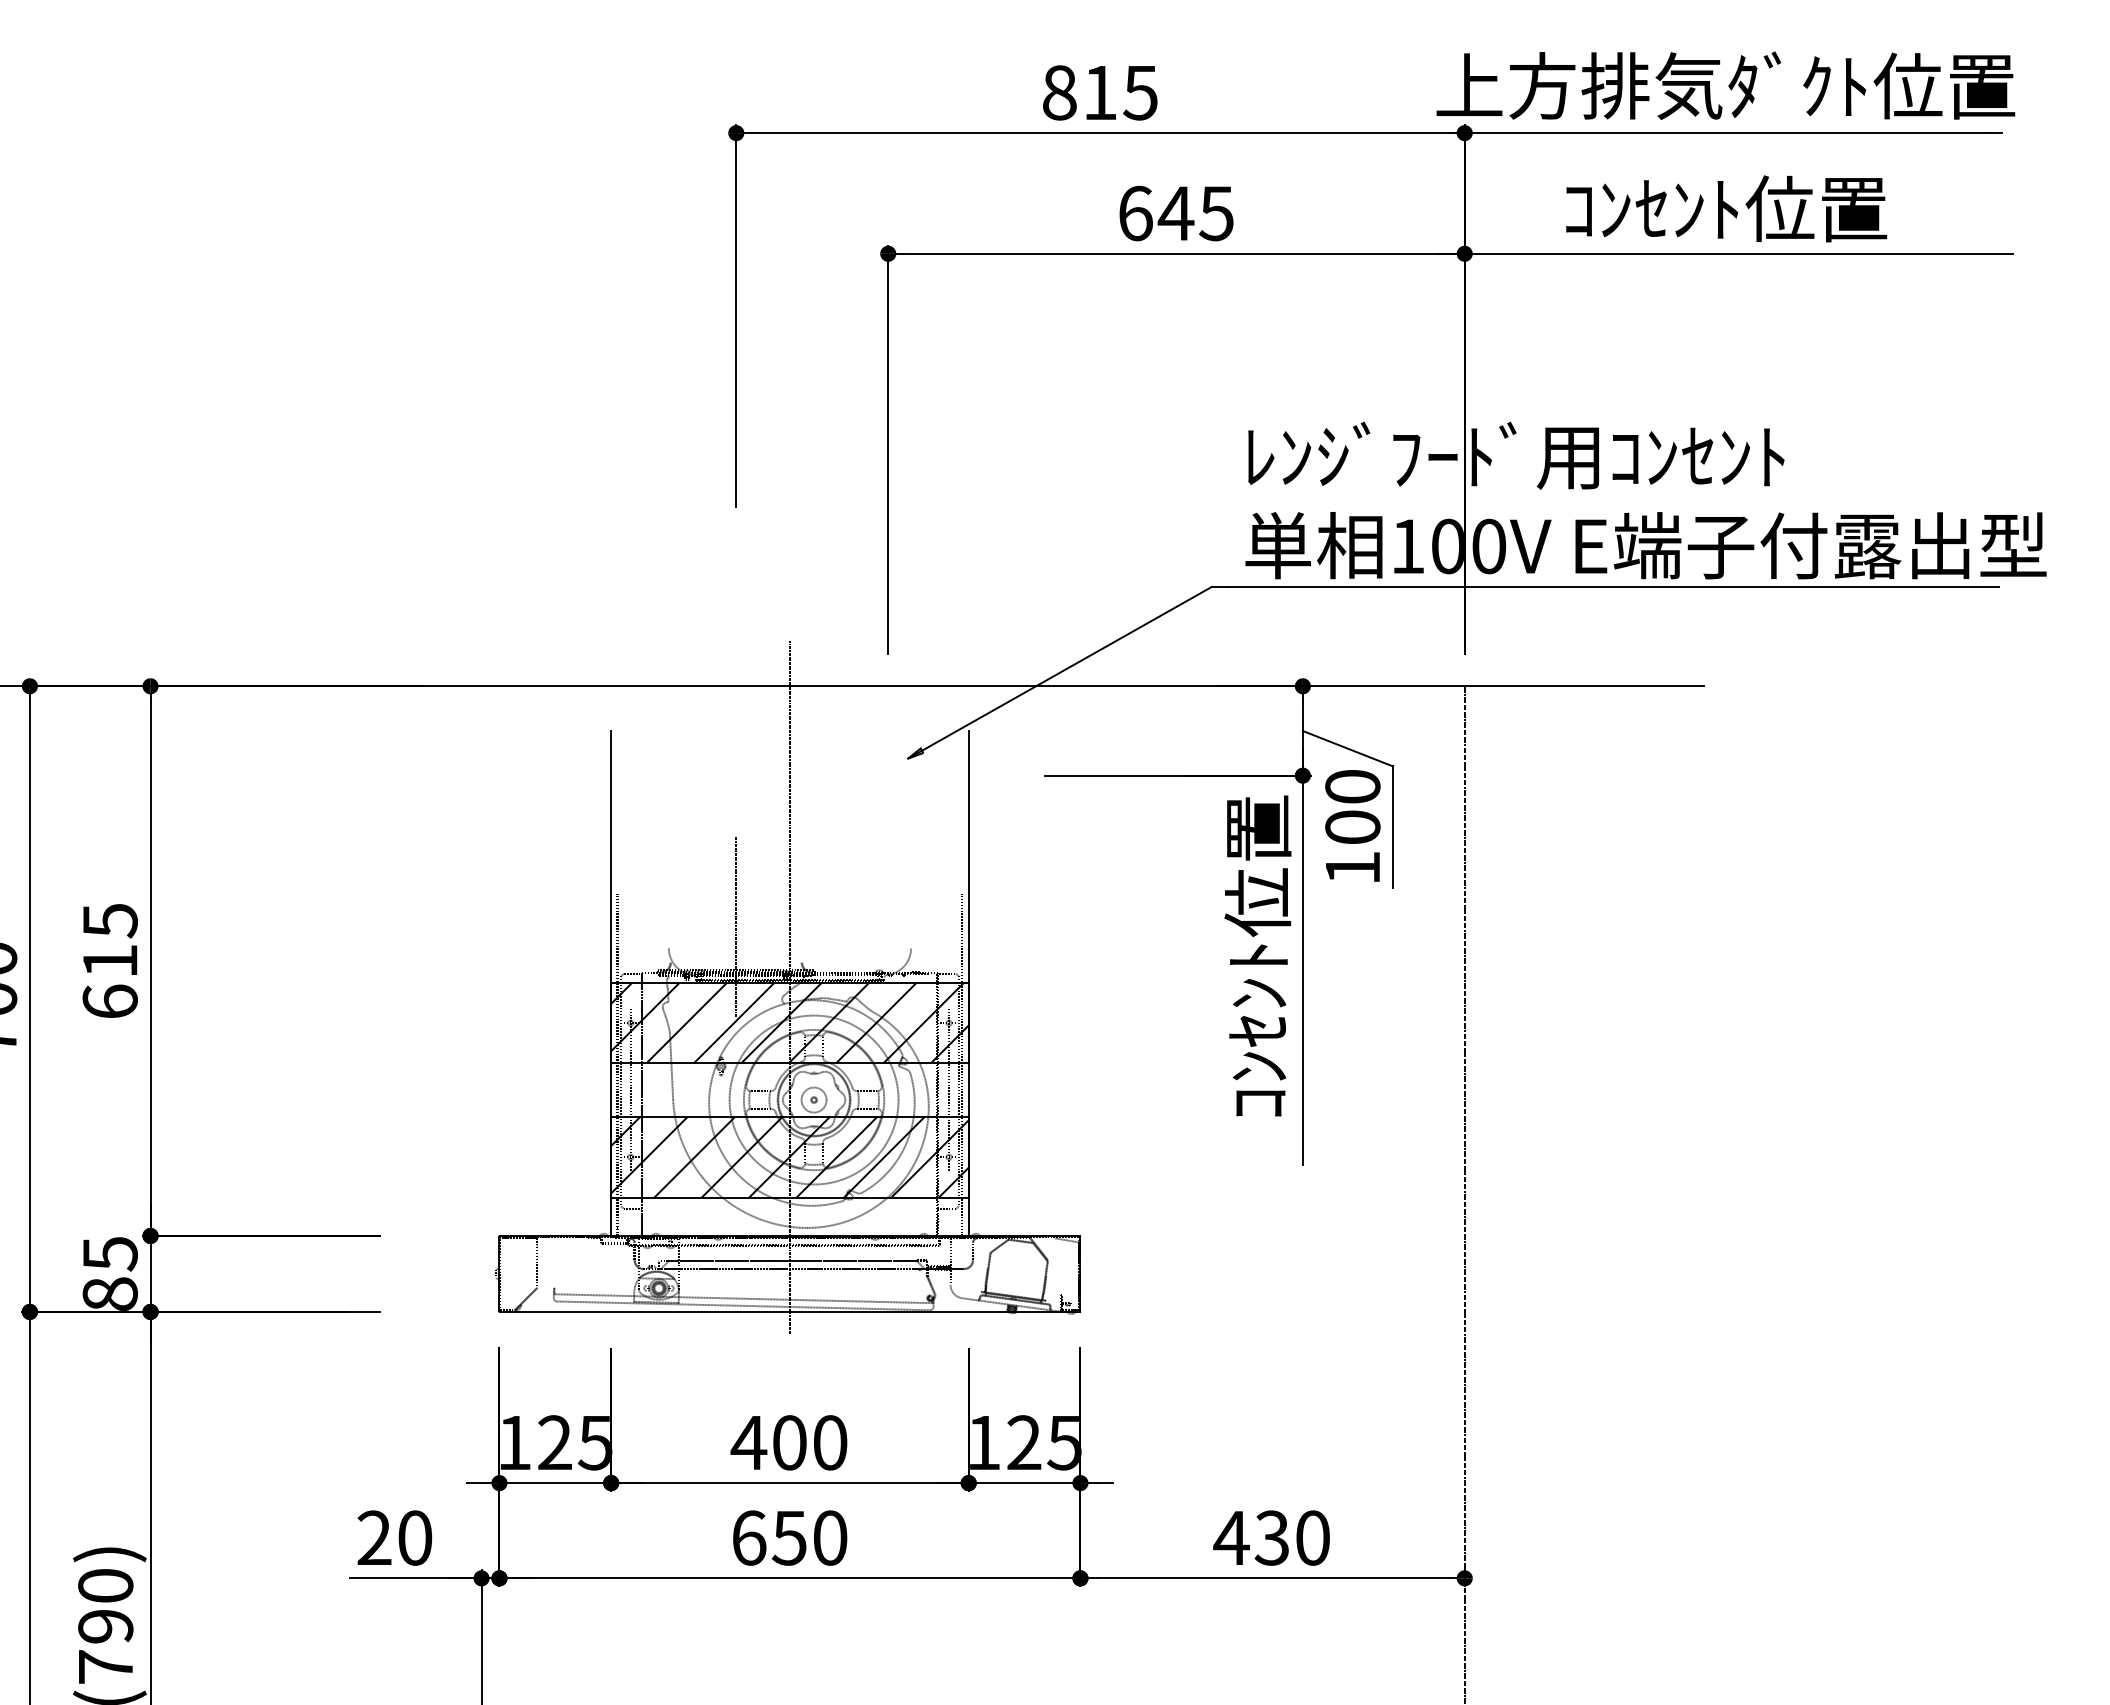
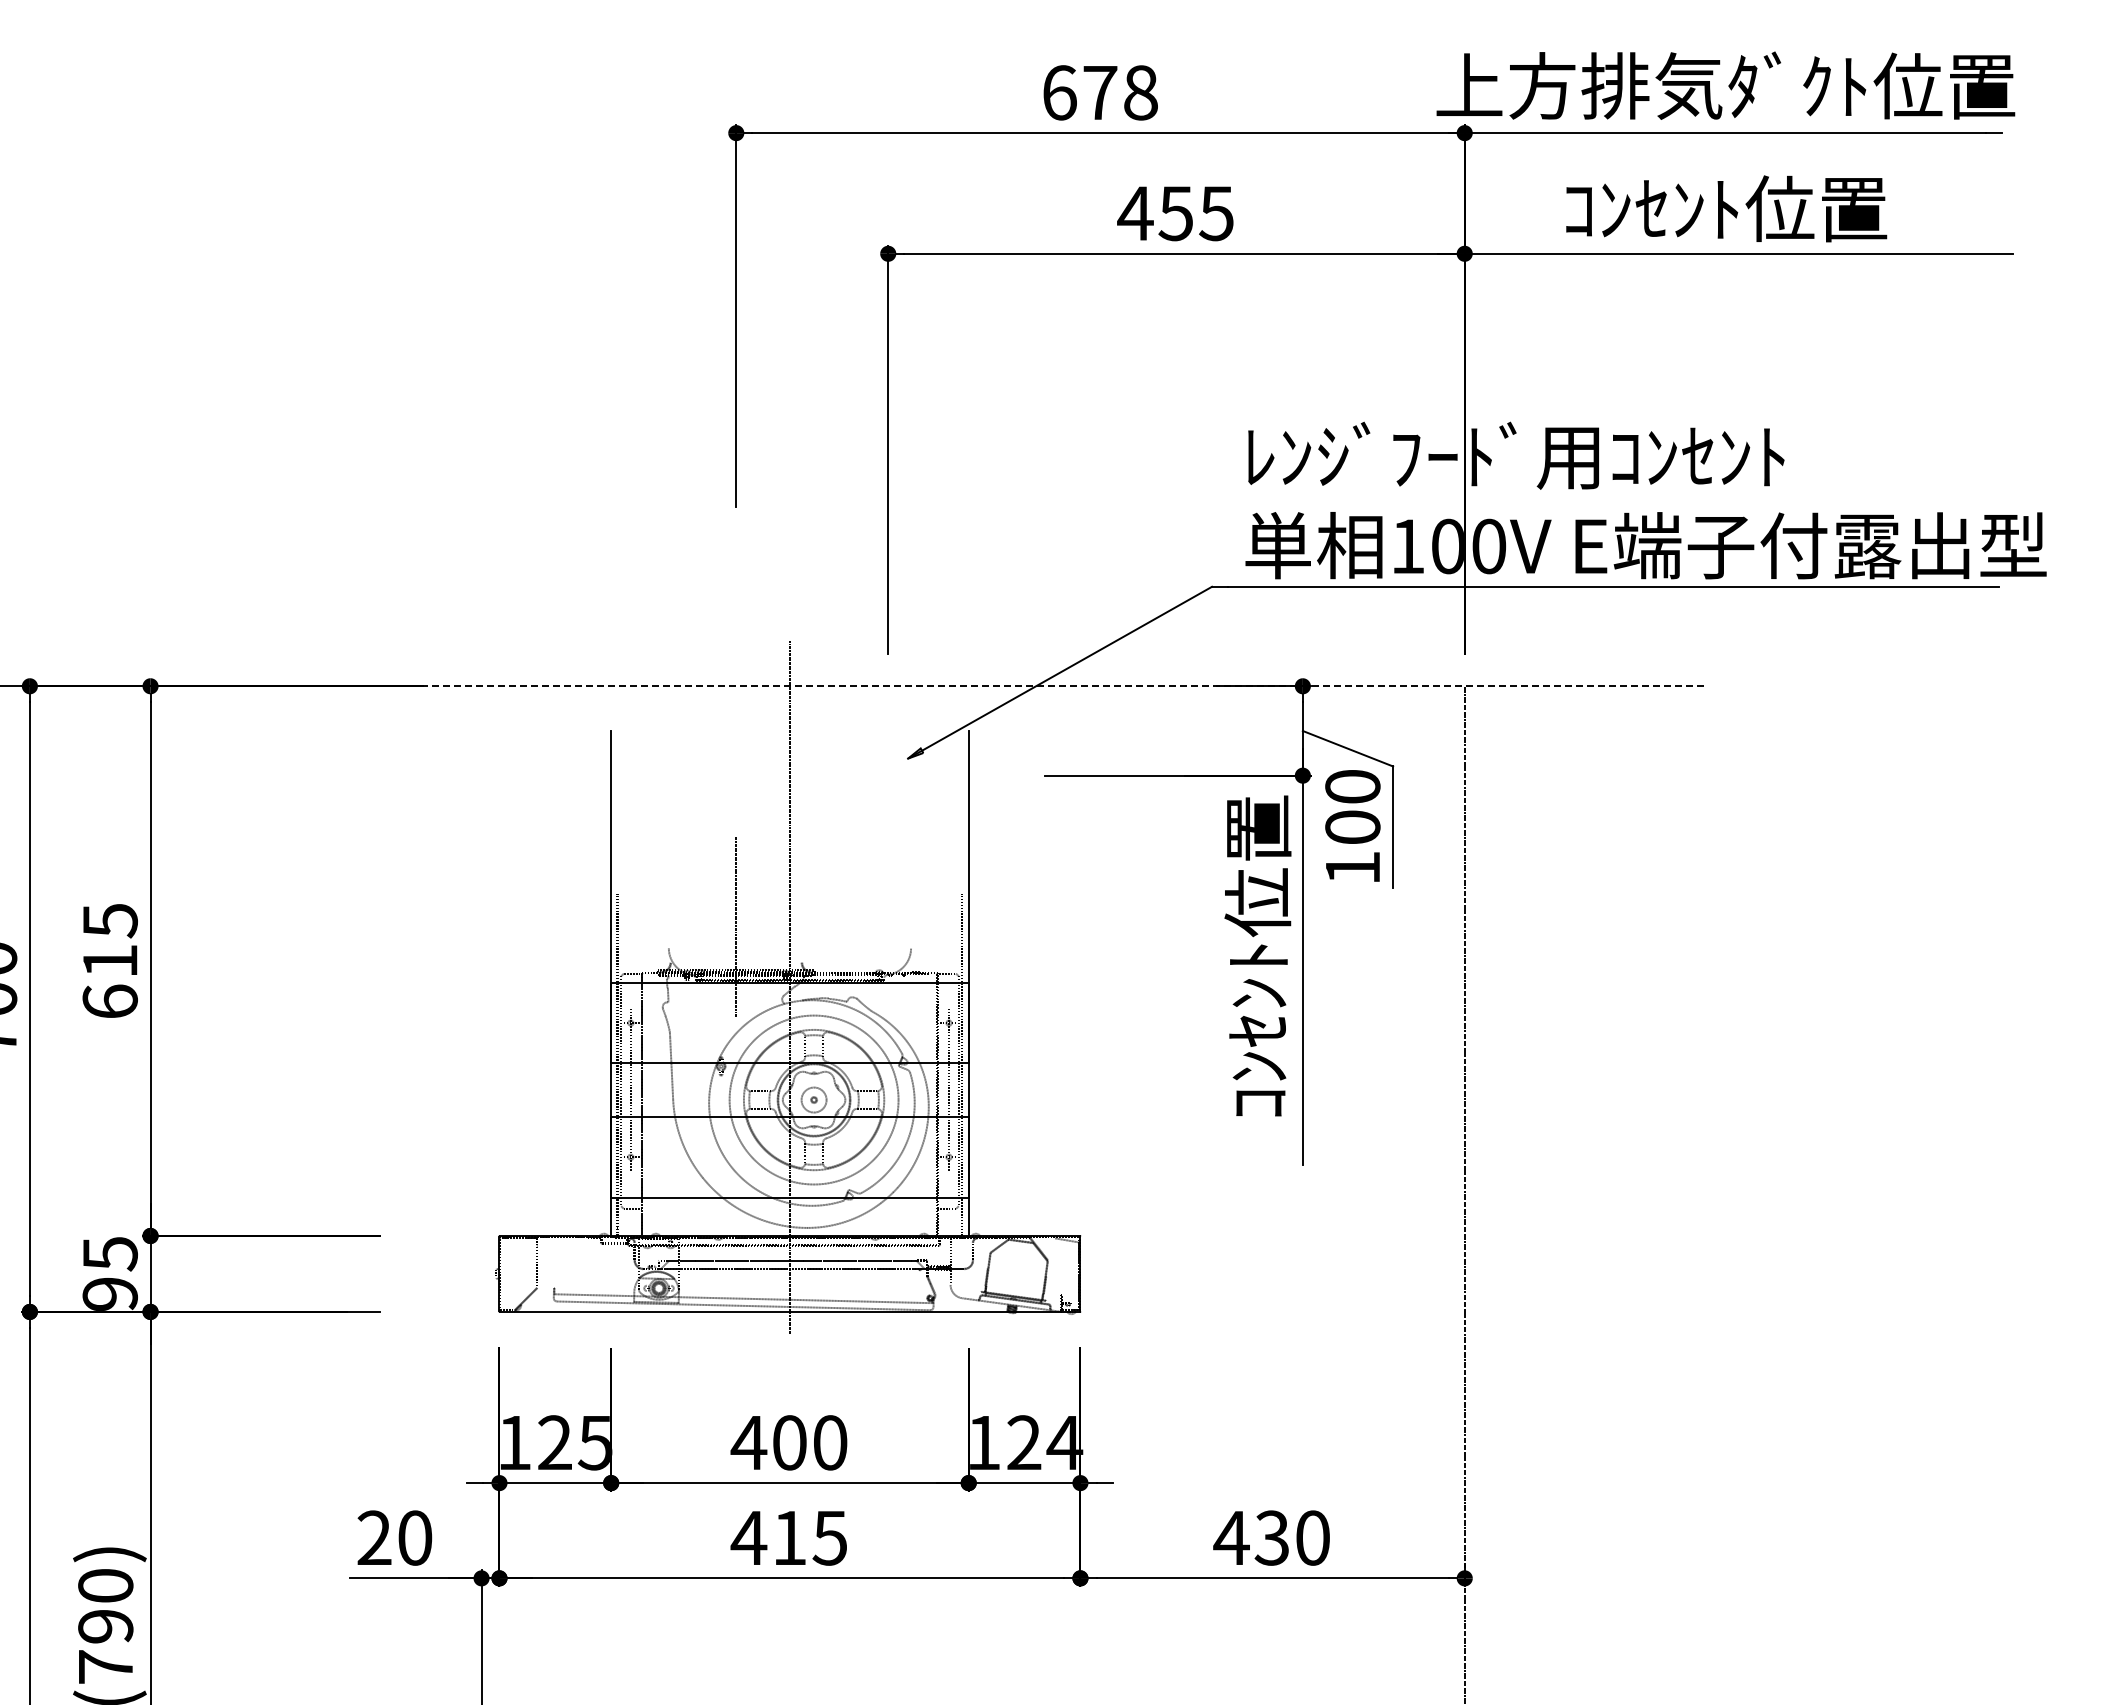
text: 815 -> 678 (1100, 92)
text: 645 -> 455 (1155, 213)
line: solid -> dashed (1000, 686)
hatch: present -> none (789, 1023)
hatch: present -> none (789, 1157)
text: 85 -> 95 (109, 1293)
text: 125 -> 124 (1064, 1443)
text: 650 -> 415 (788, 1537)
